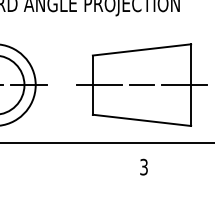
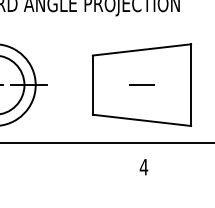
line: present -> none (98, 85)
line: present -> none (184, 85)
text: 3 -> 4 (143, 166)
